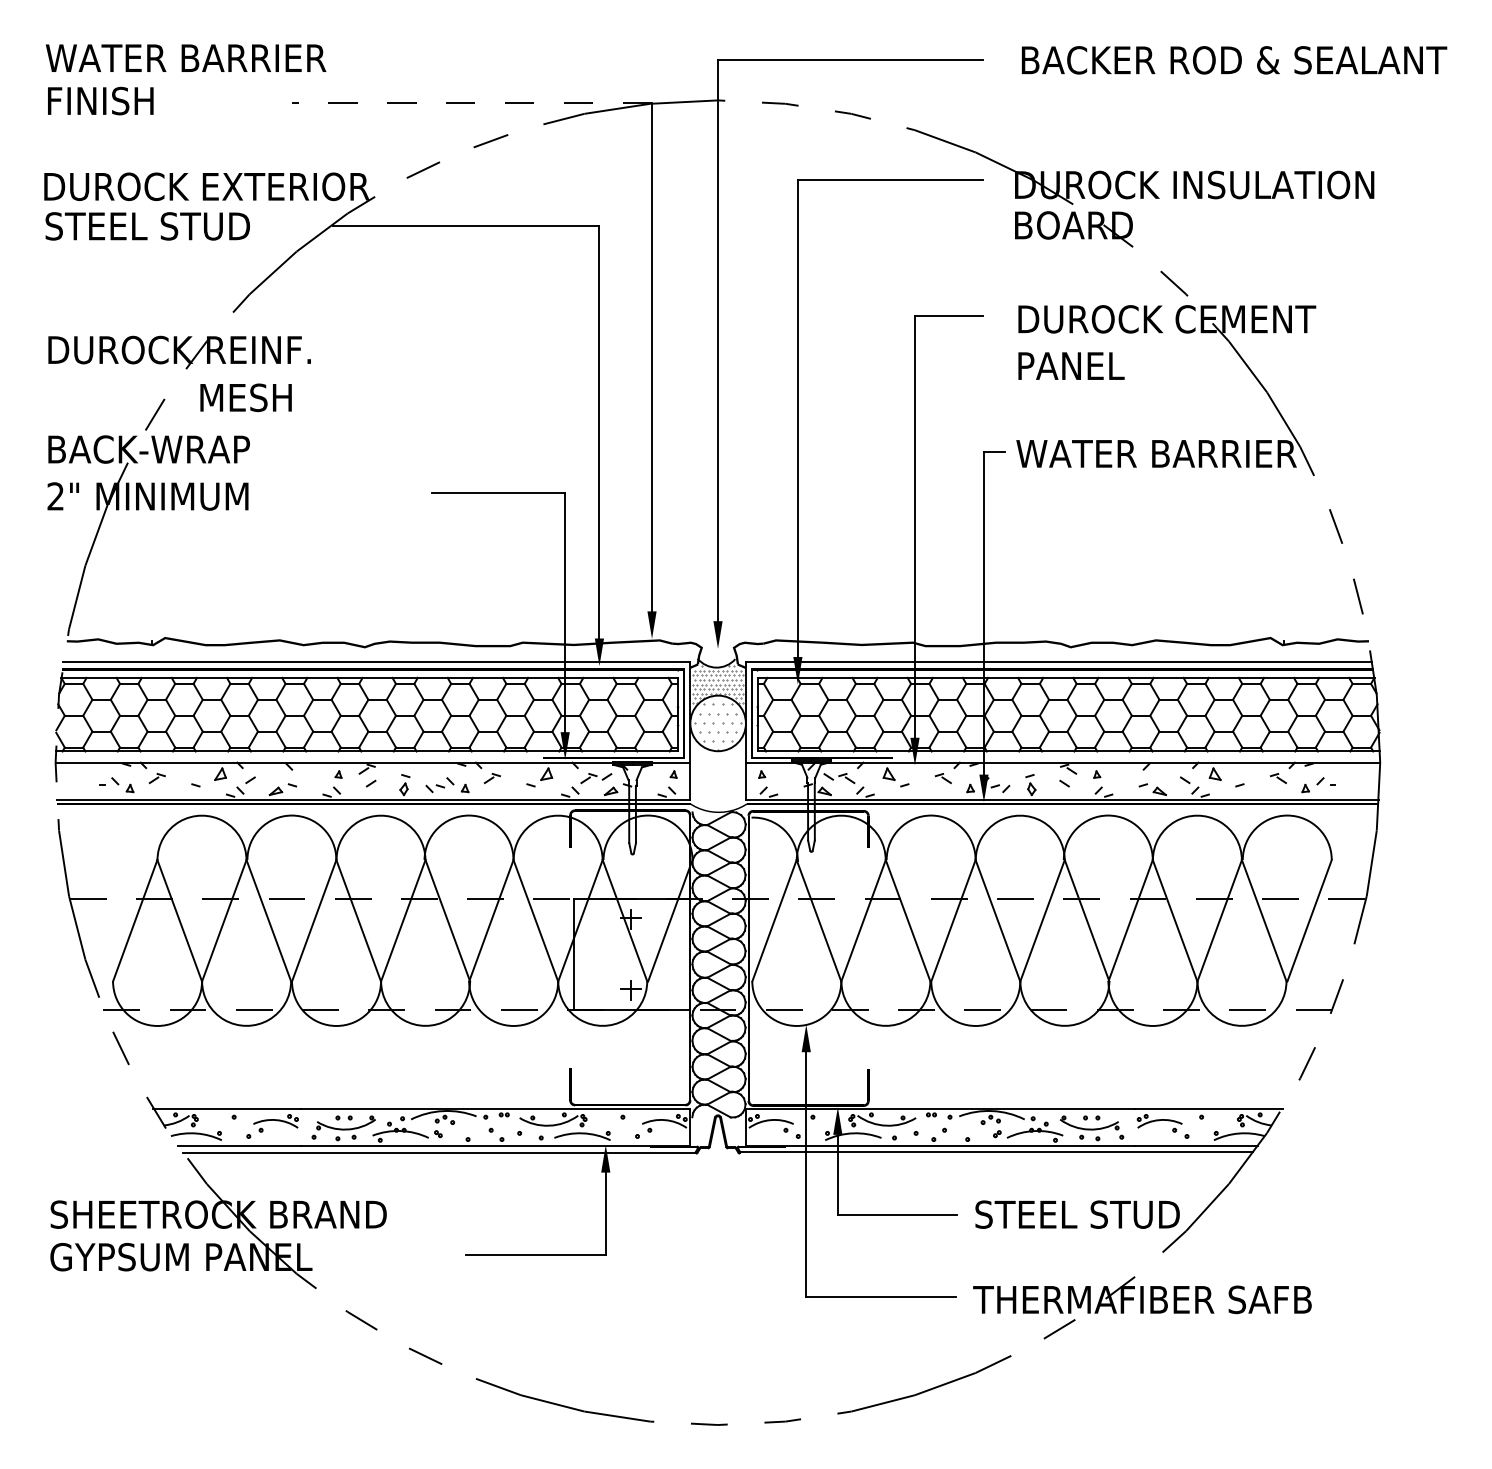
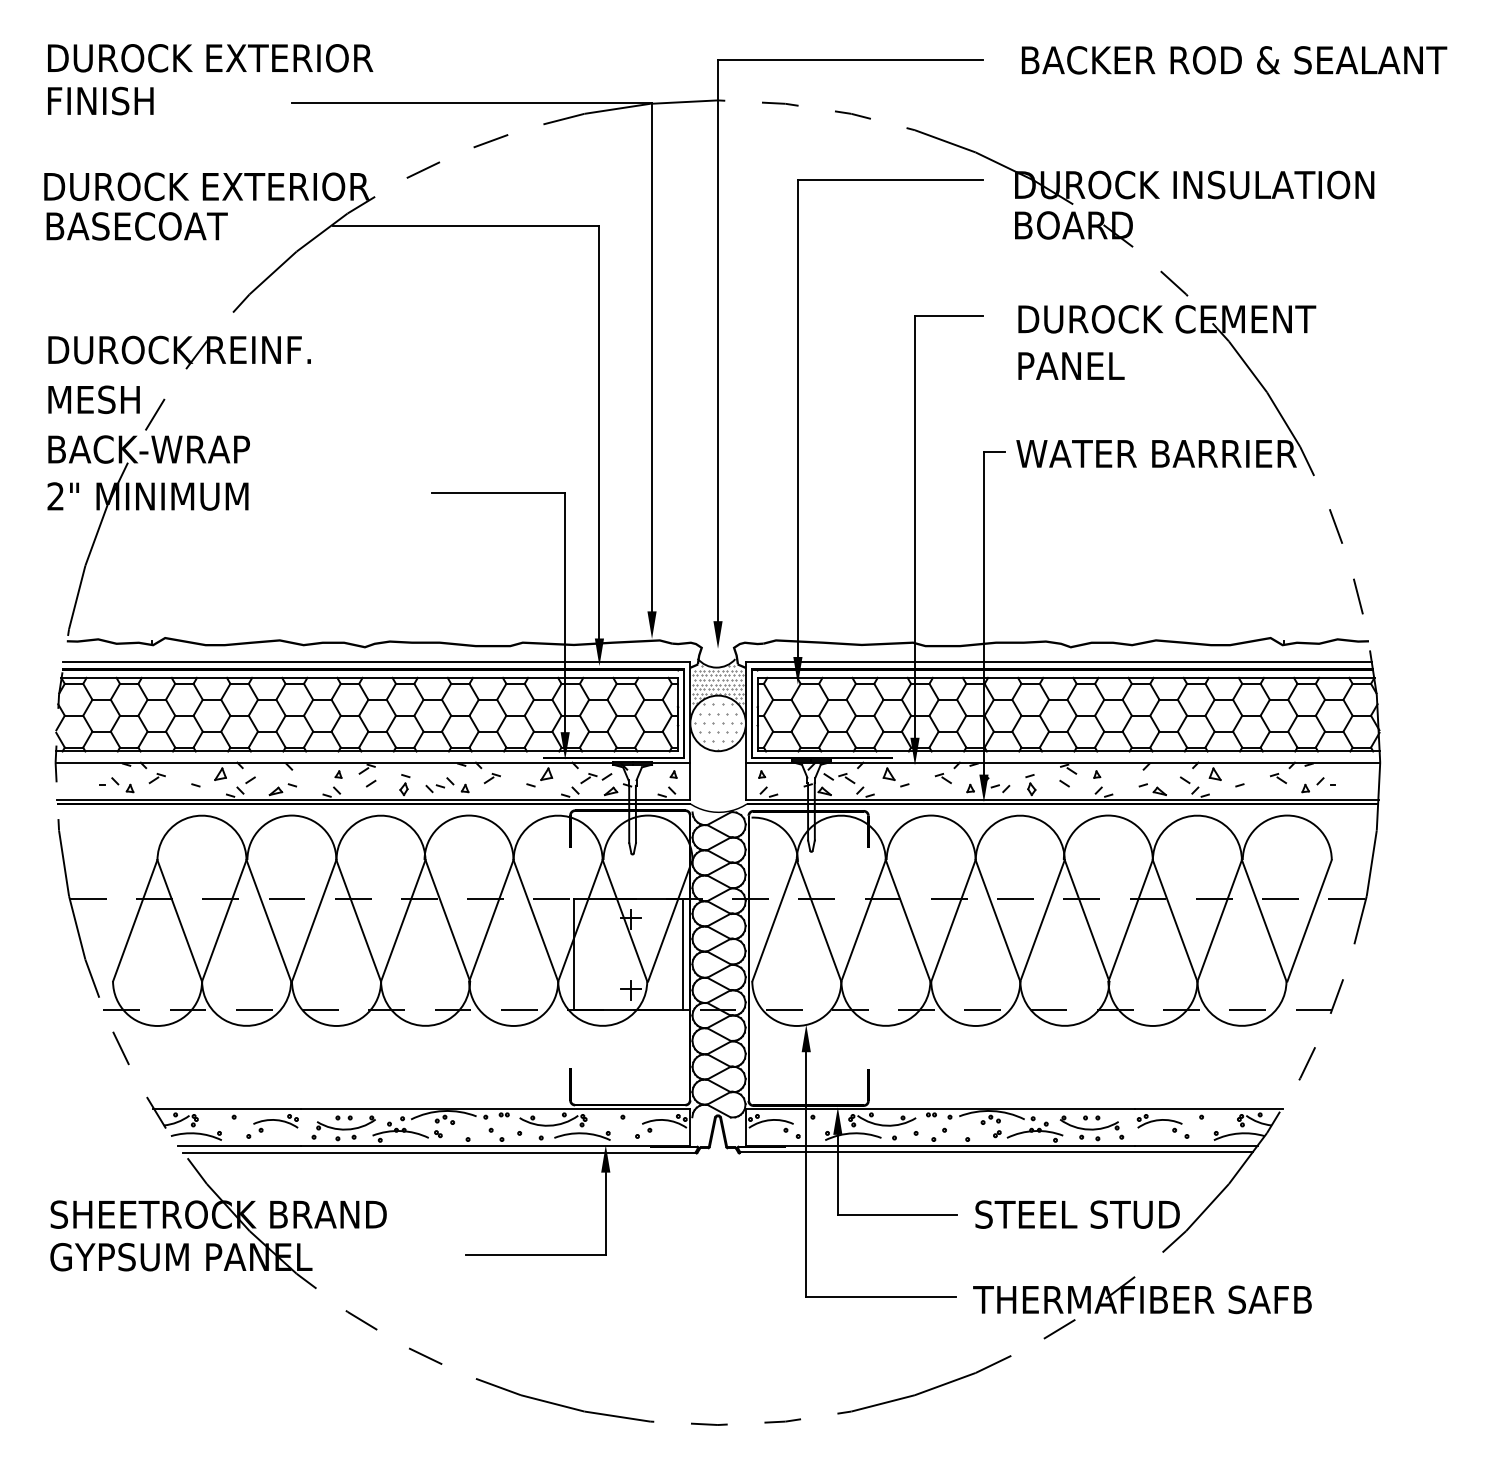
text: WATER BARRIER -> DUROCK EXTERIOR (209, 58)
line: dashed -> solid (471, 103)
text: STEEL STUD -> BASECOAT (147, 226)
text position: (245, 397) -> (93, 399) (93, 399)
line: none -> present (683, 954)
